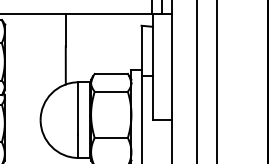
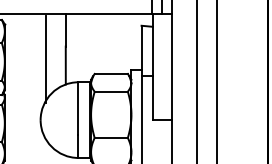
line: none -> present (45, 59)
